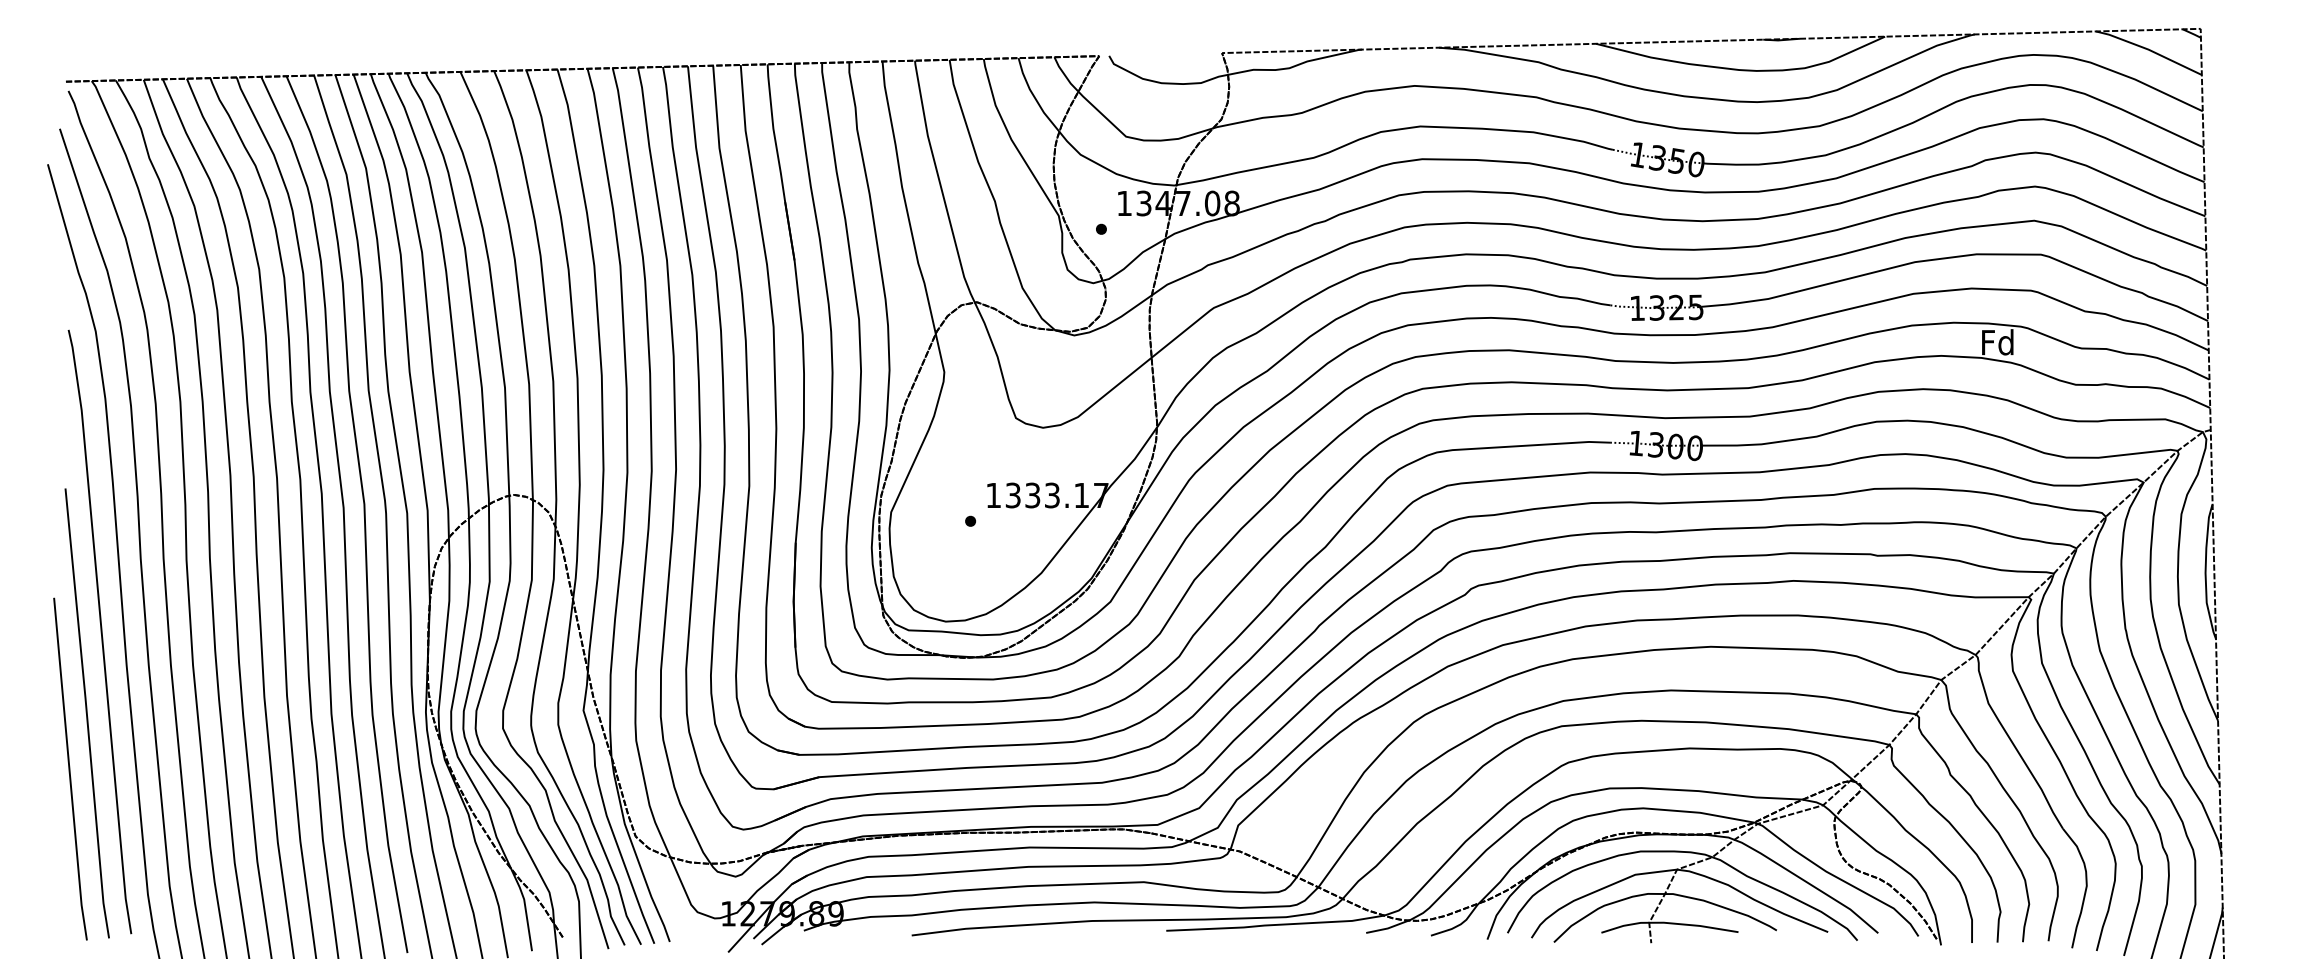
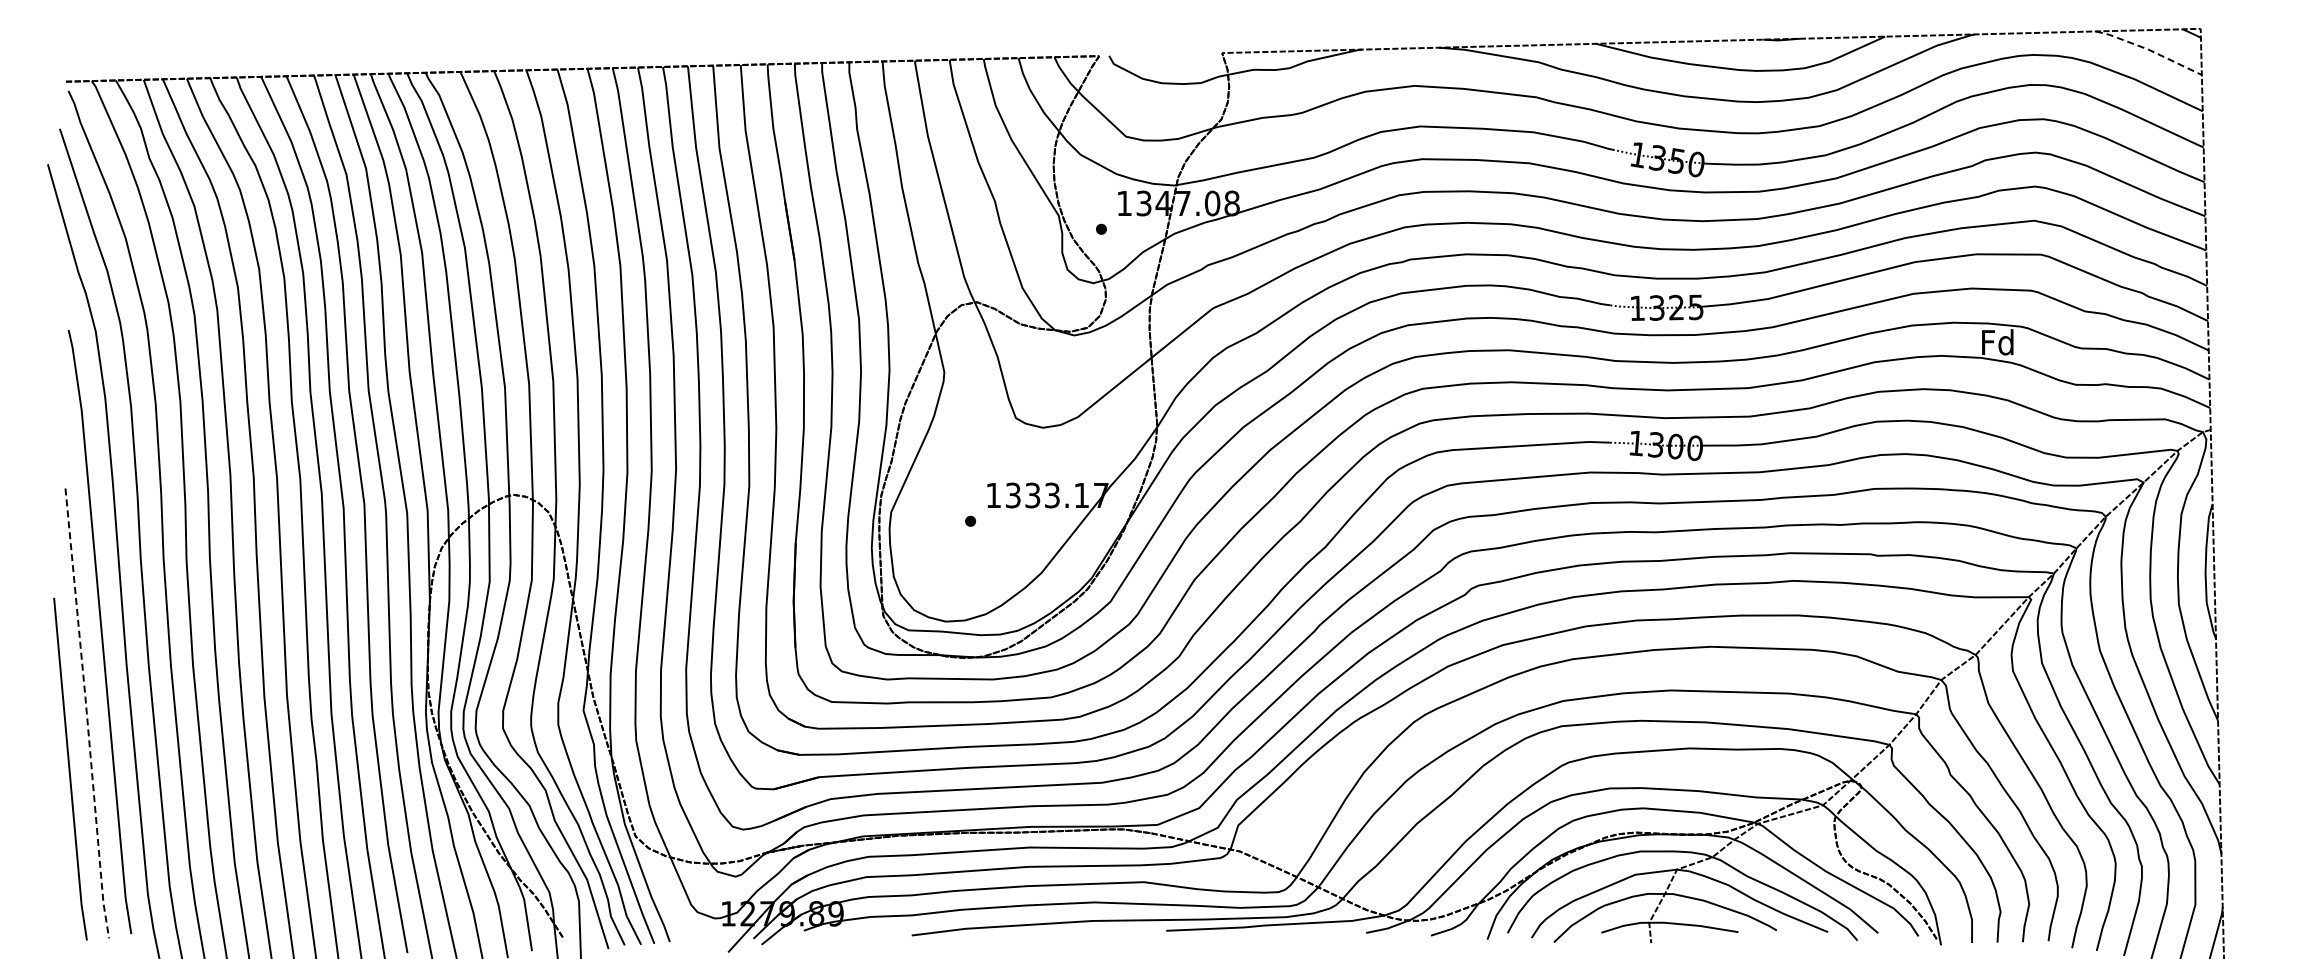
line: solid -> dashed (2148, 49)
line: solid -> dashed (86, 713)
